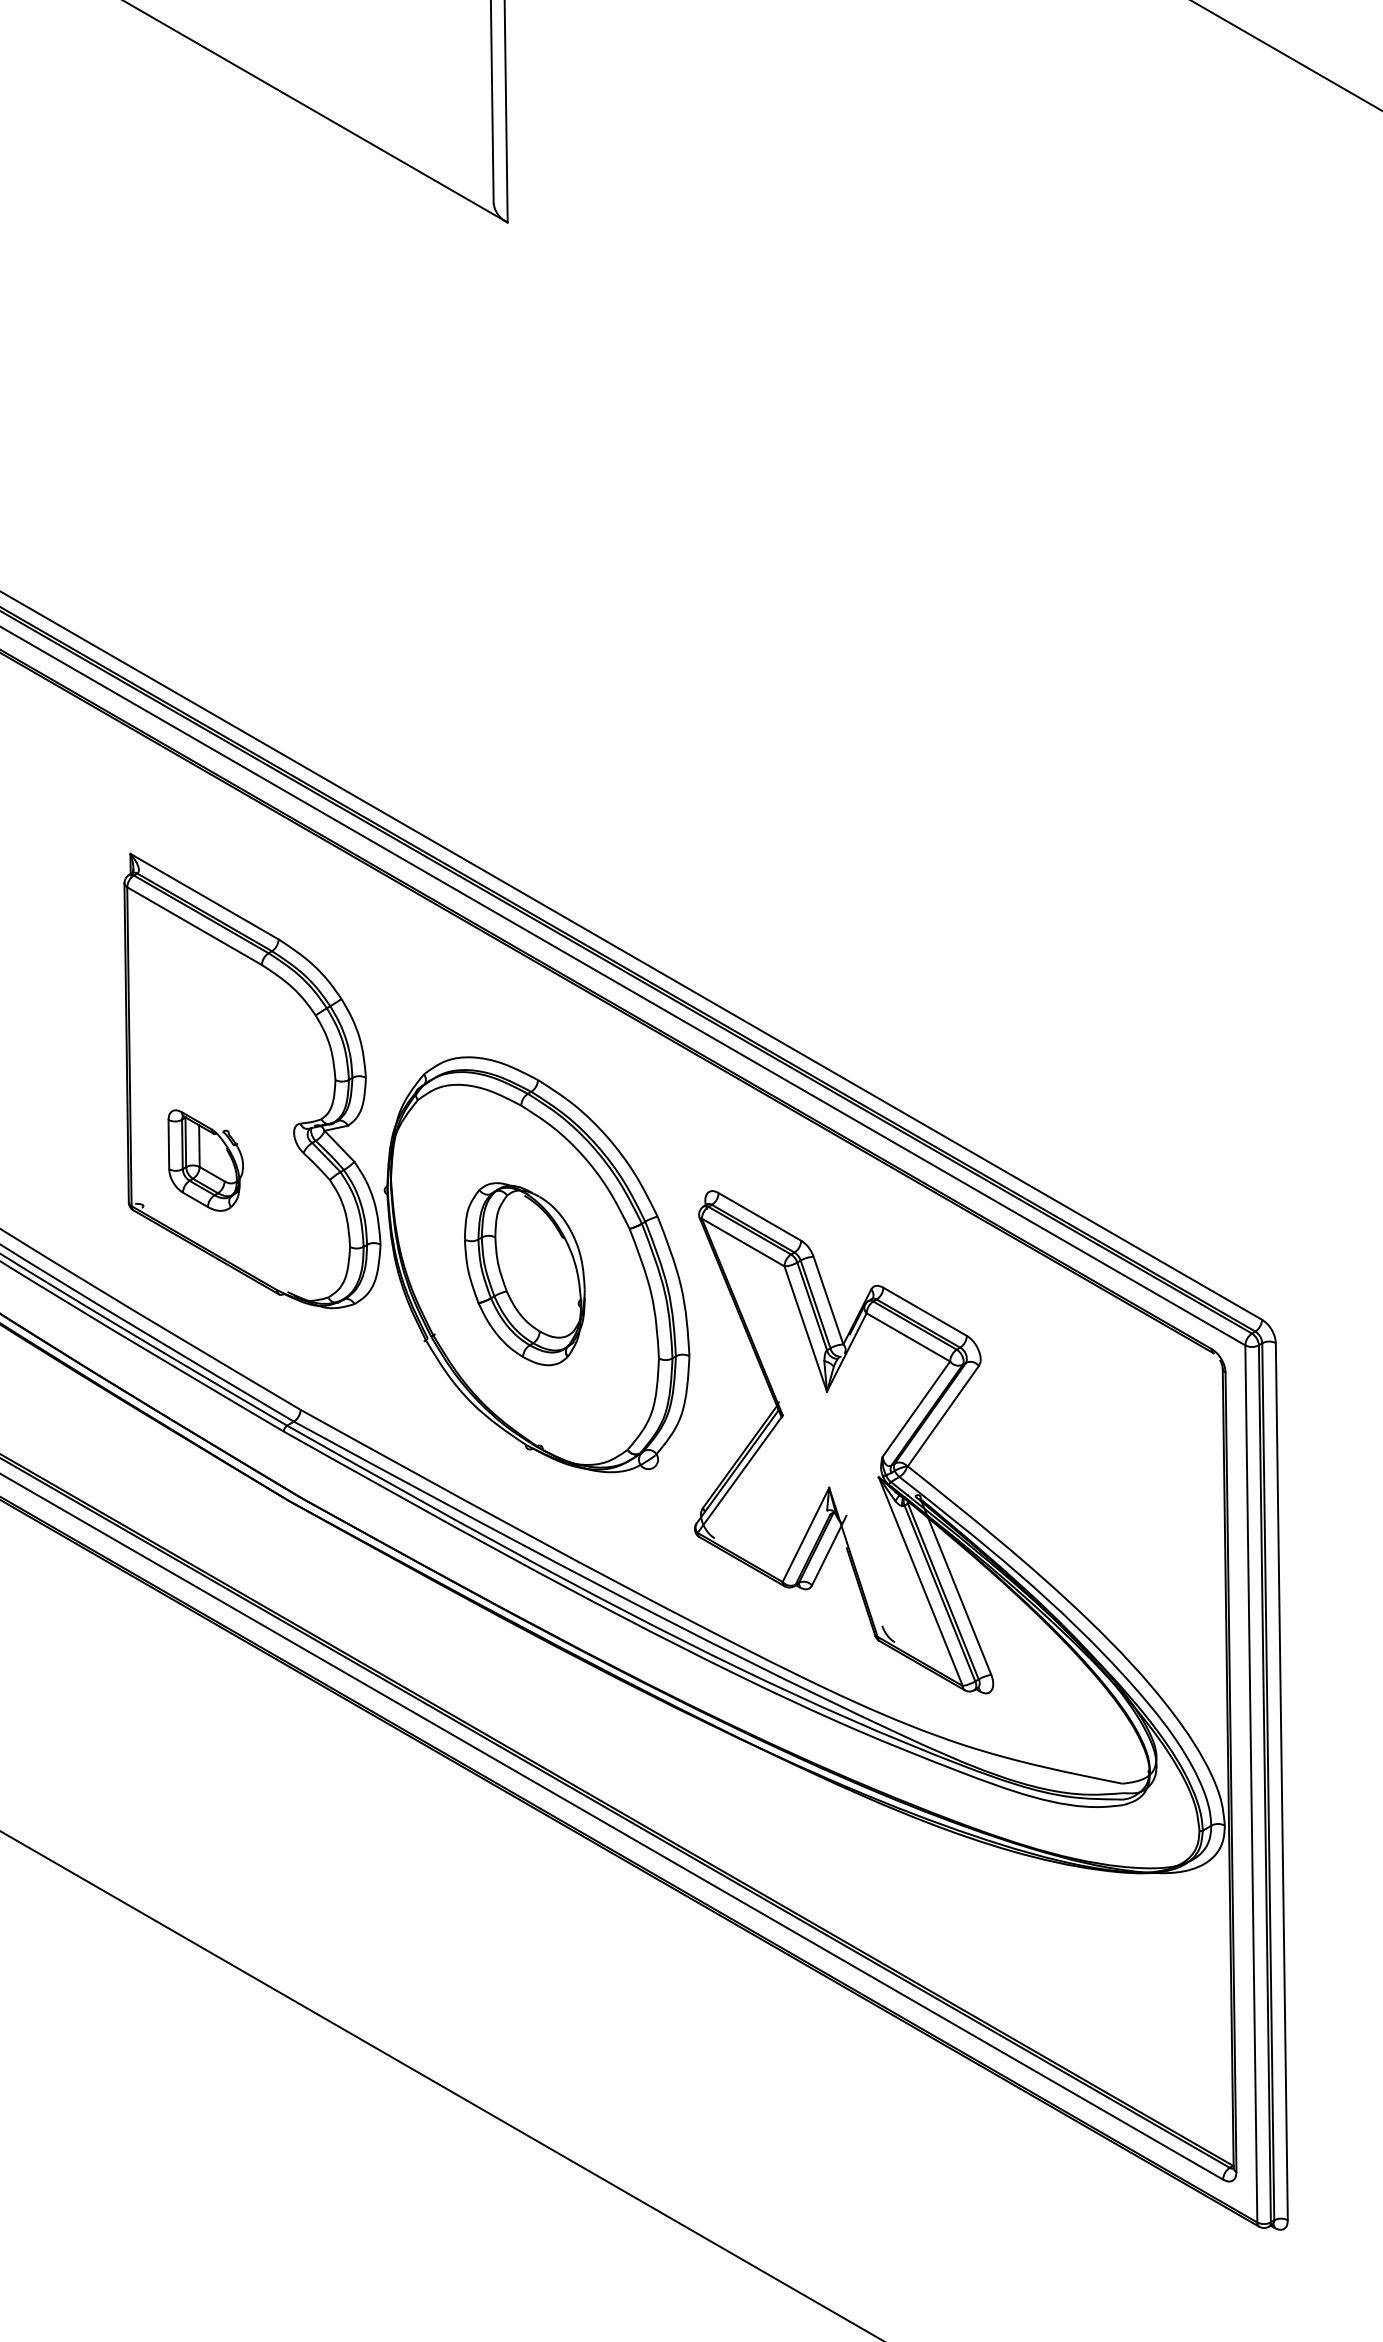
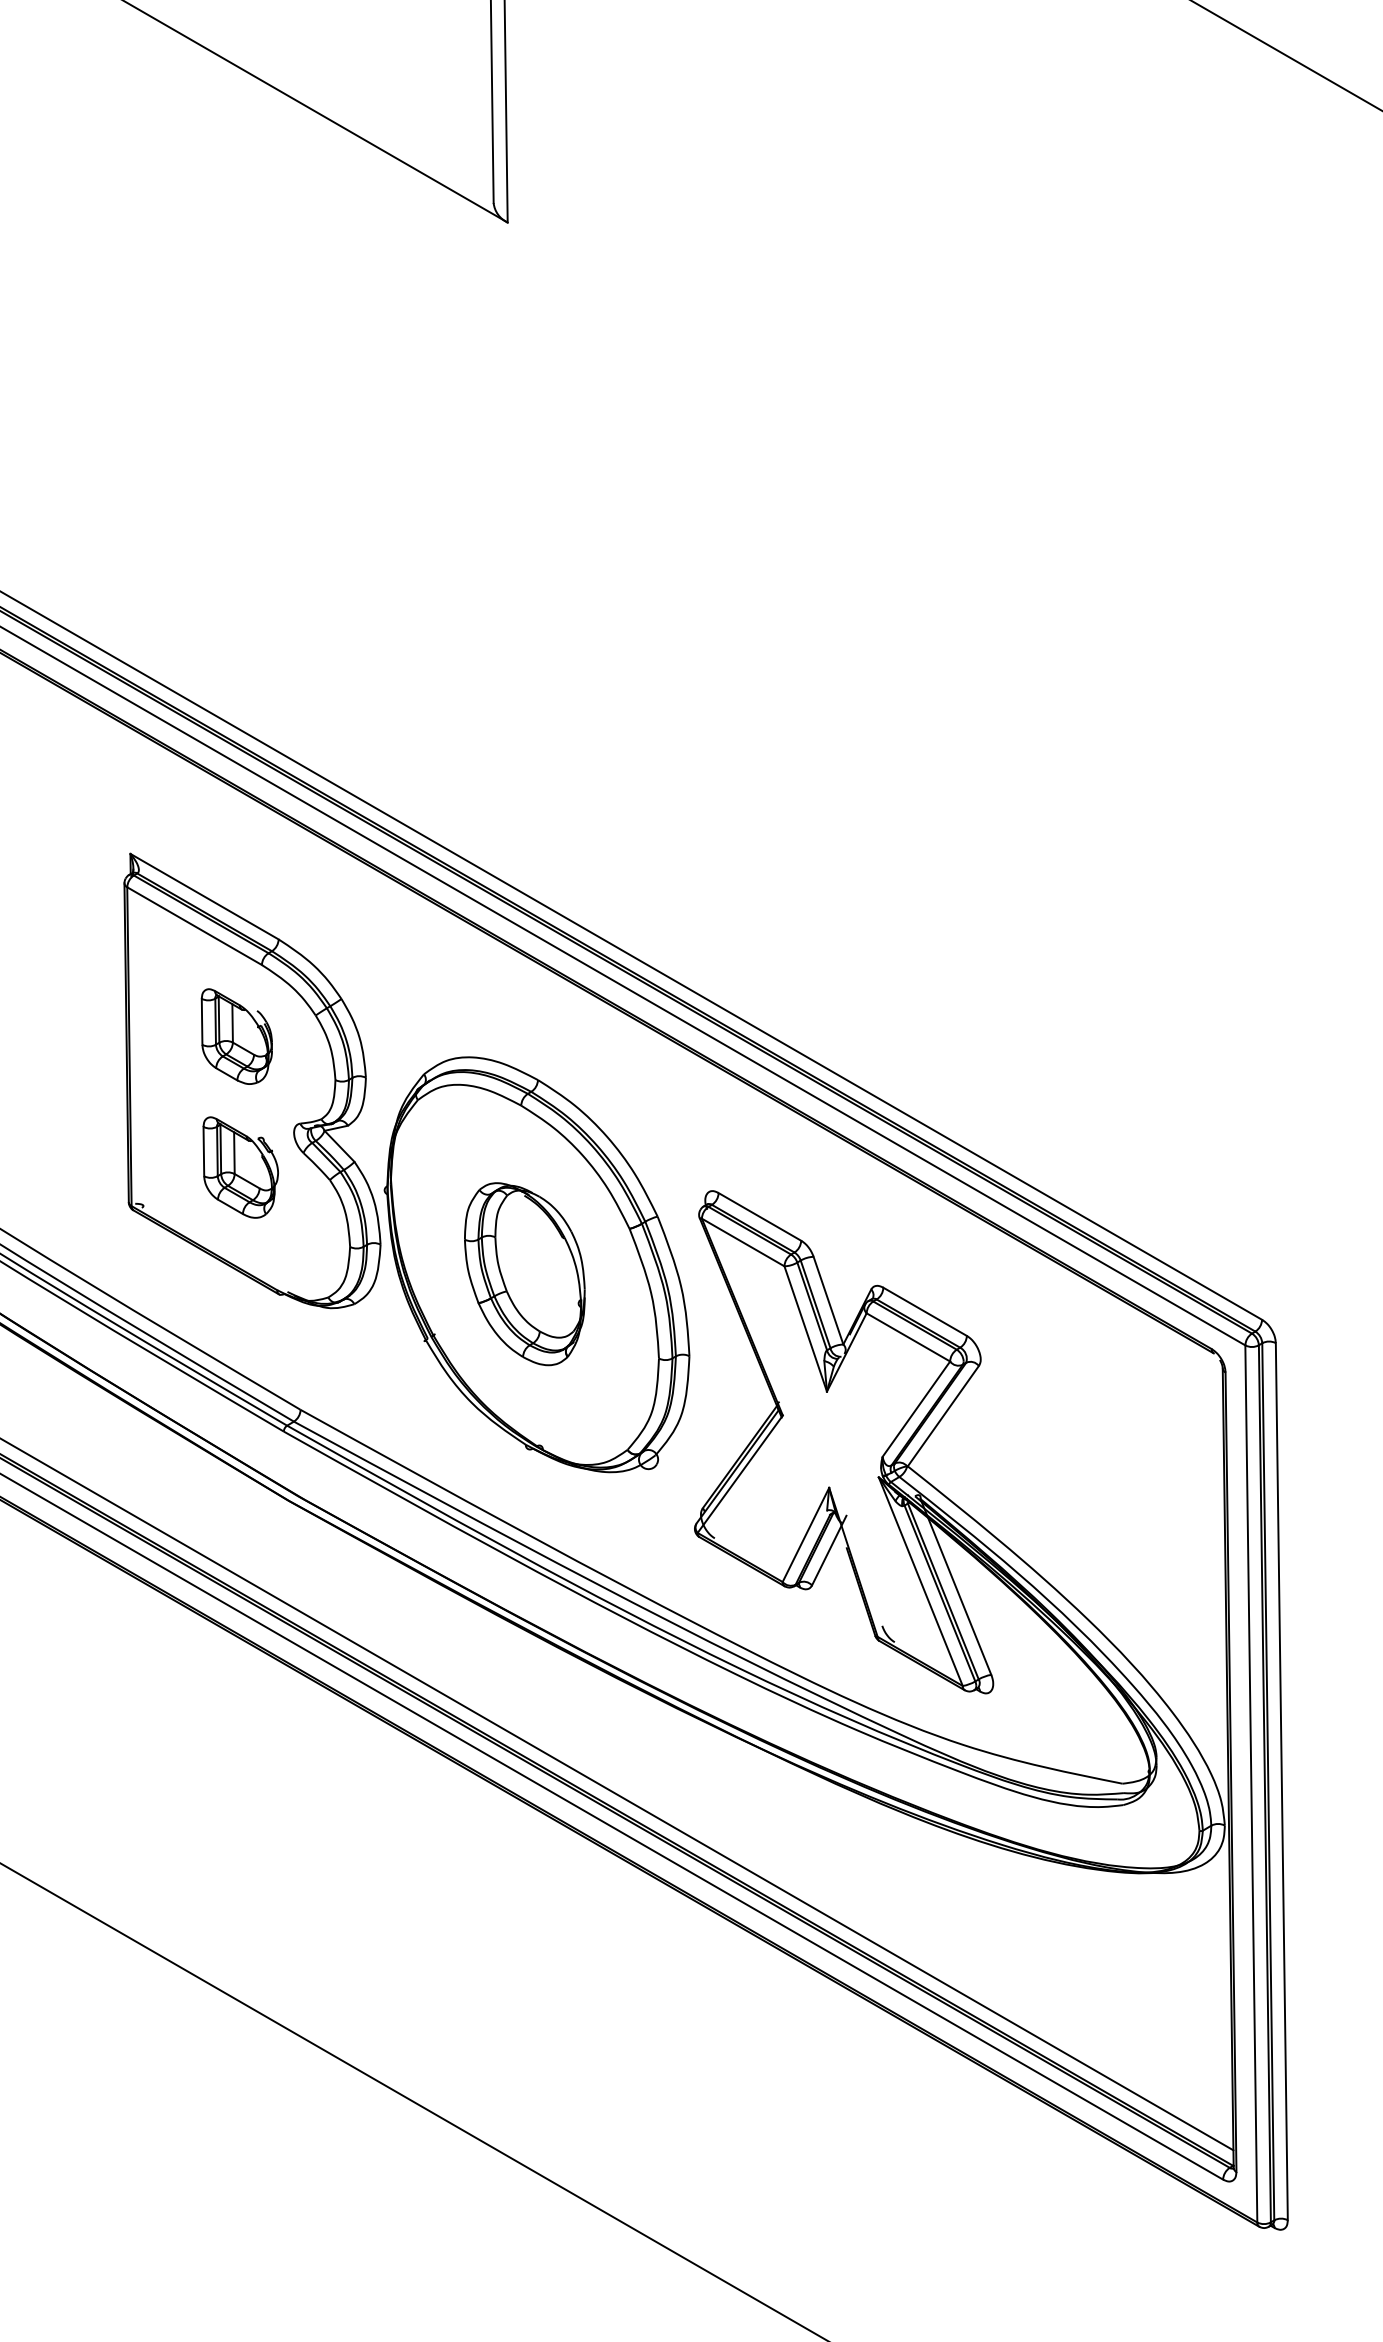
part: none -> present (236, 1036)
part position: (205, 1160) -> (240, 1167) (240, 1167)
line: none -> present (617, 1794)
line position: (440, 2085) -> (412, 2101) (412, 2101)
